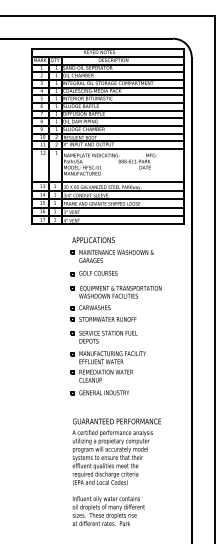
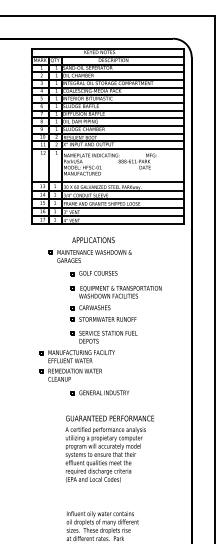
part position: (111, 256) -> (89, 256) (89, 256)
part position: (107, 366) -> (76, 365) (76, 365)
text position: (116, 451) -> (109, 448) (109, 448)
text position: (108, 510) -> (102, 525) (102, 525)
